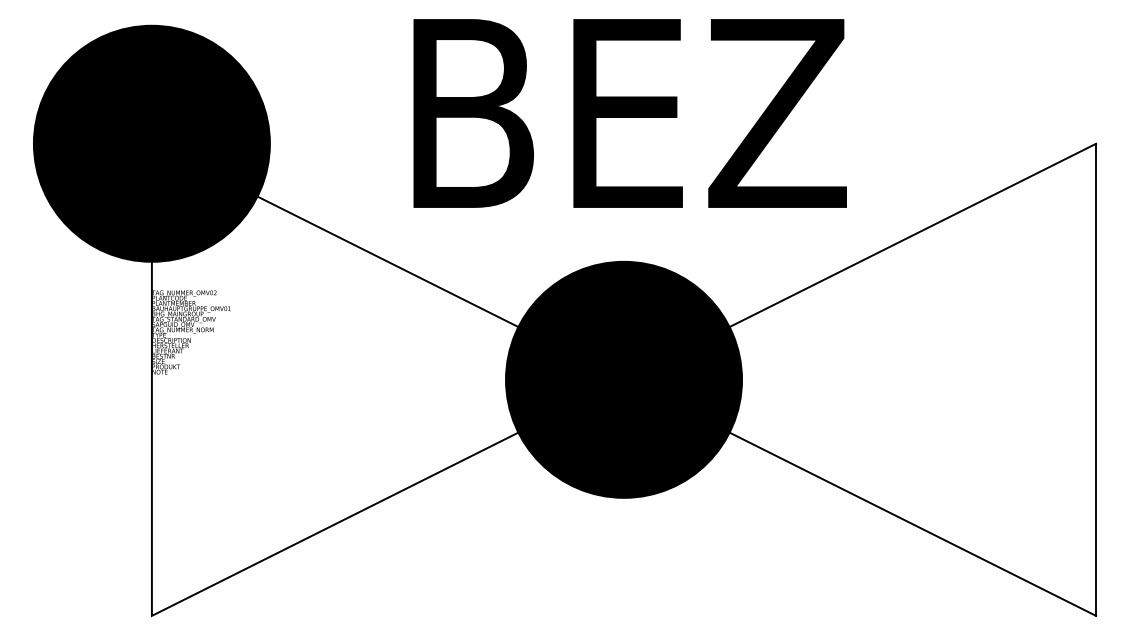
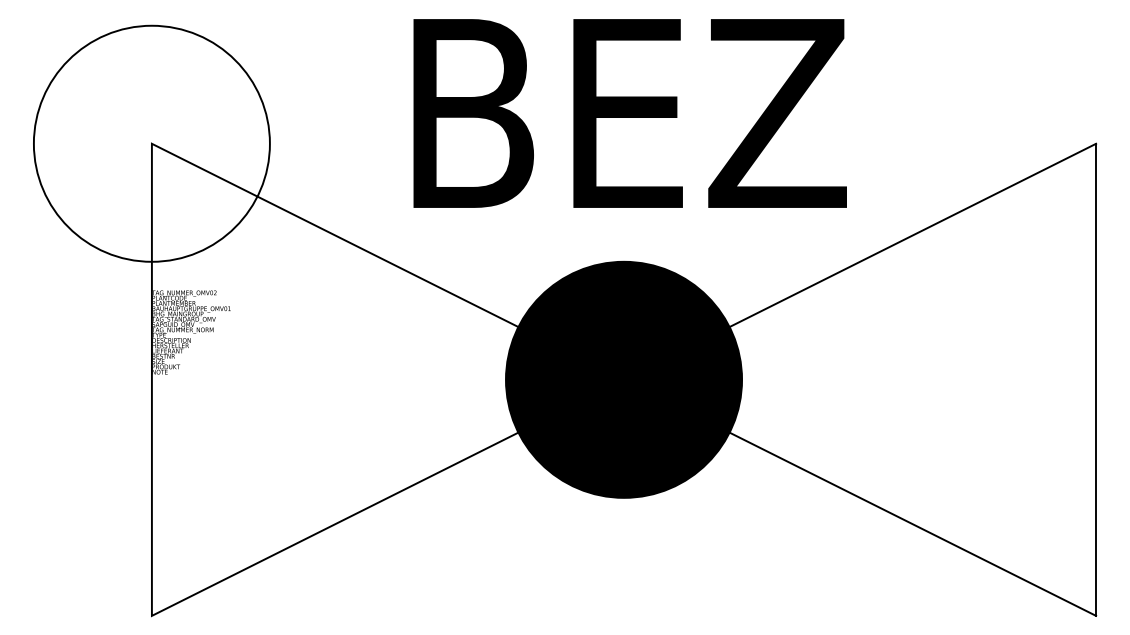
fill: present -> none (151, 143)
